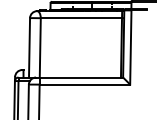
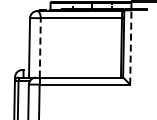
line: solid -> dashed (40, 47)
line: solid -> dashed (130, 47)
